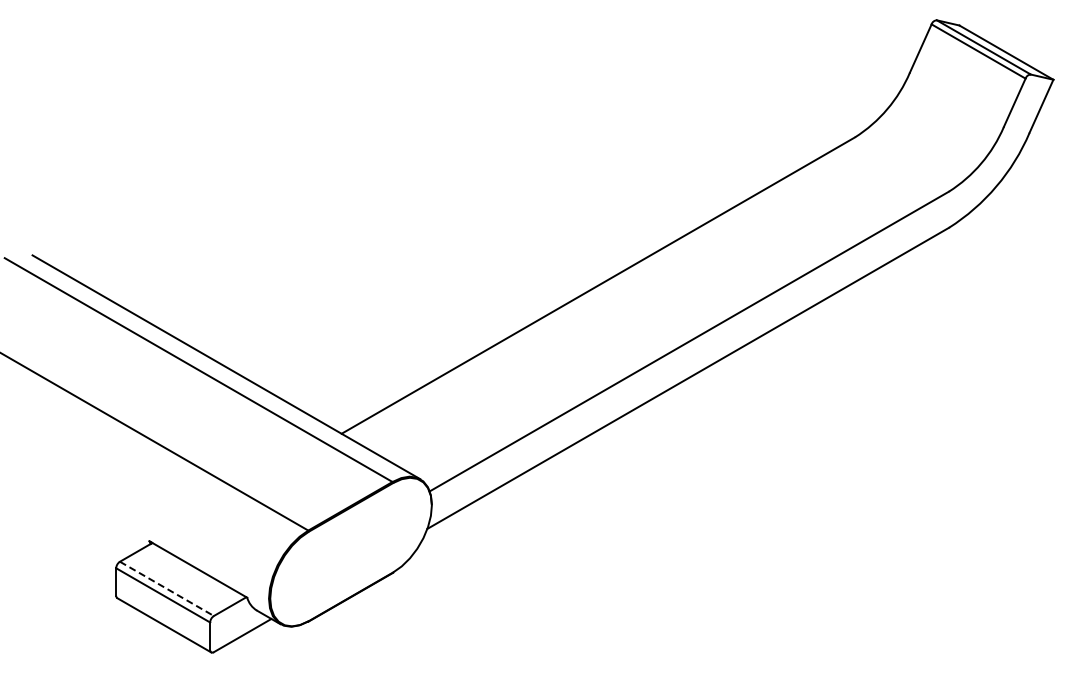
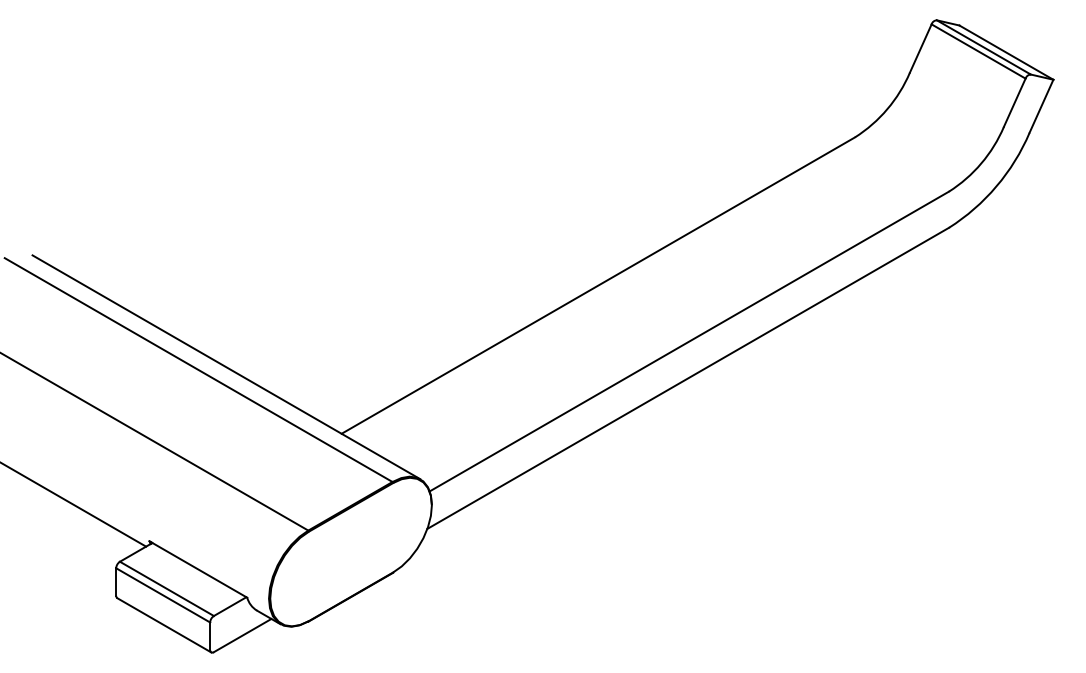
line: none -> present (74, 504)
line: dashed -> solid (167, 589)
